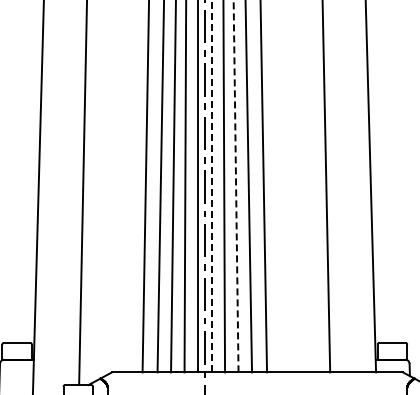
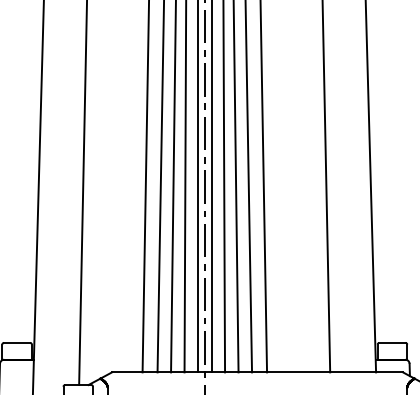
line: dashed -> solid (211, 186)
line: dashed -> solid (236, 186)
